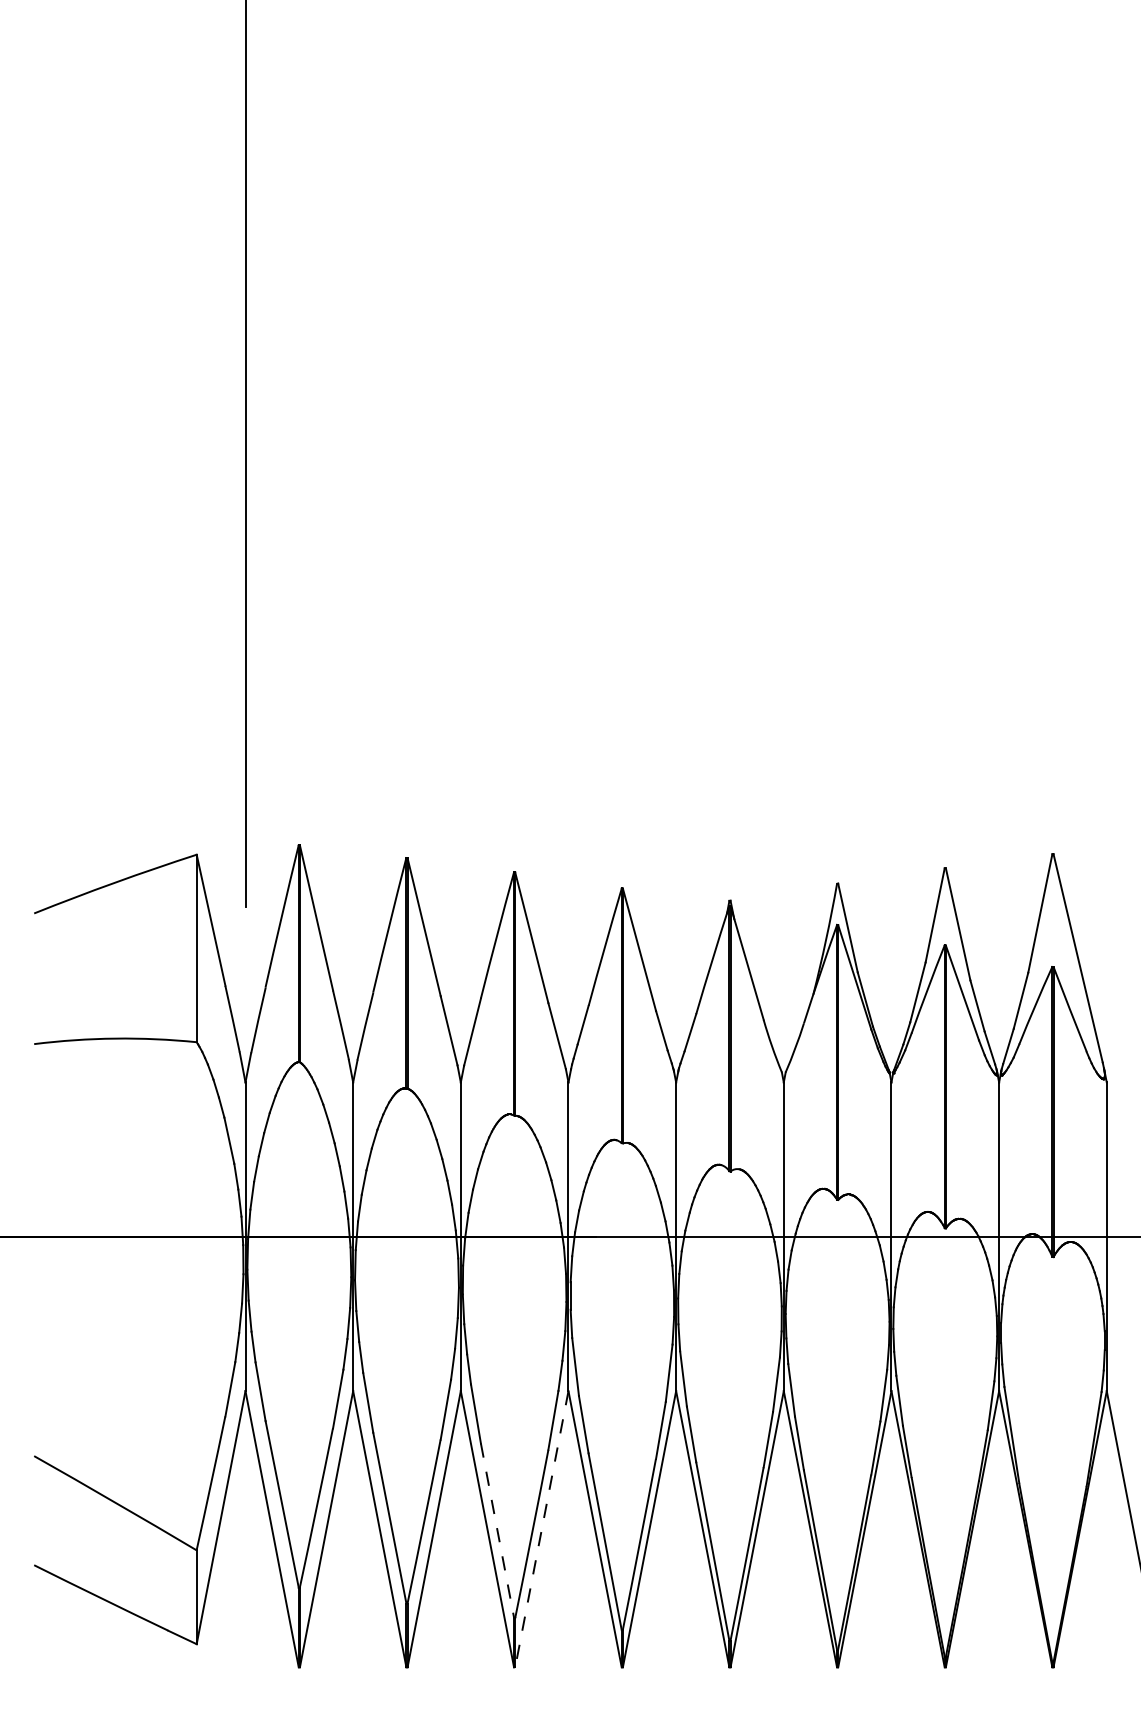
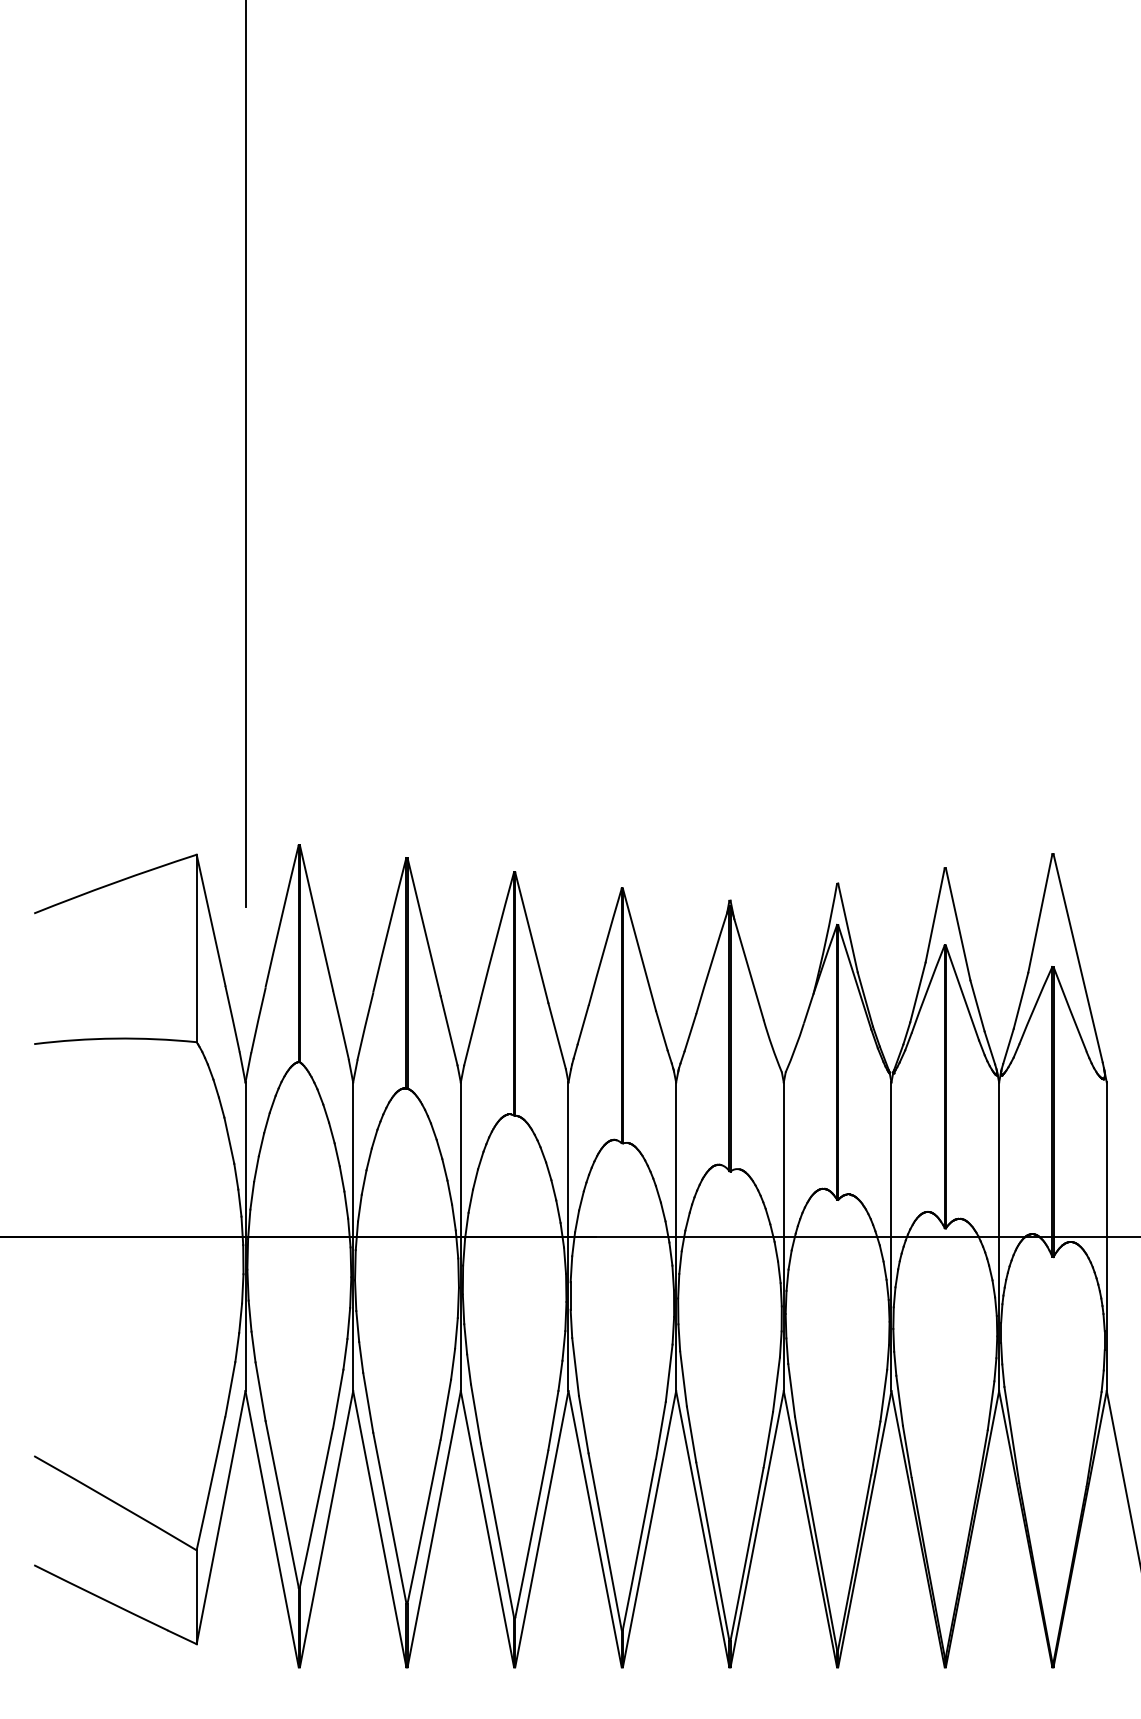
line: dashed -> solid (541, 1529)
line: dashed -> solid (497, 1530)
